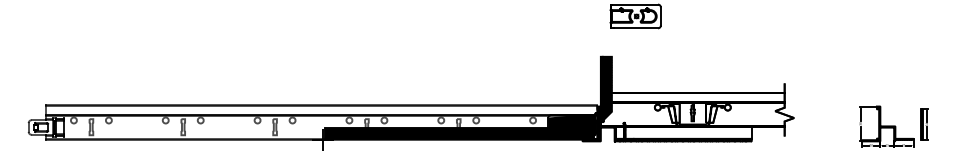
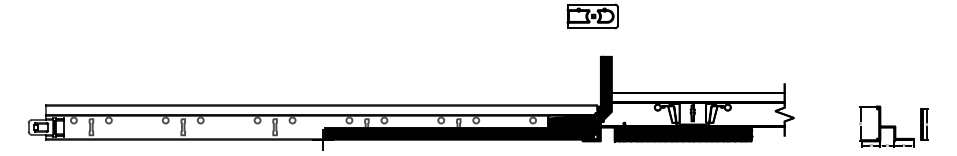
part position: (635, 16) -> (592, 16) (592, 16)
hatch: none -> present (683, 132)
